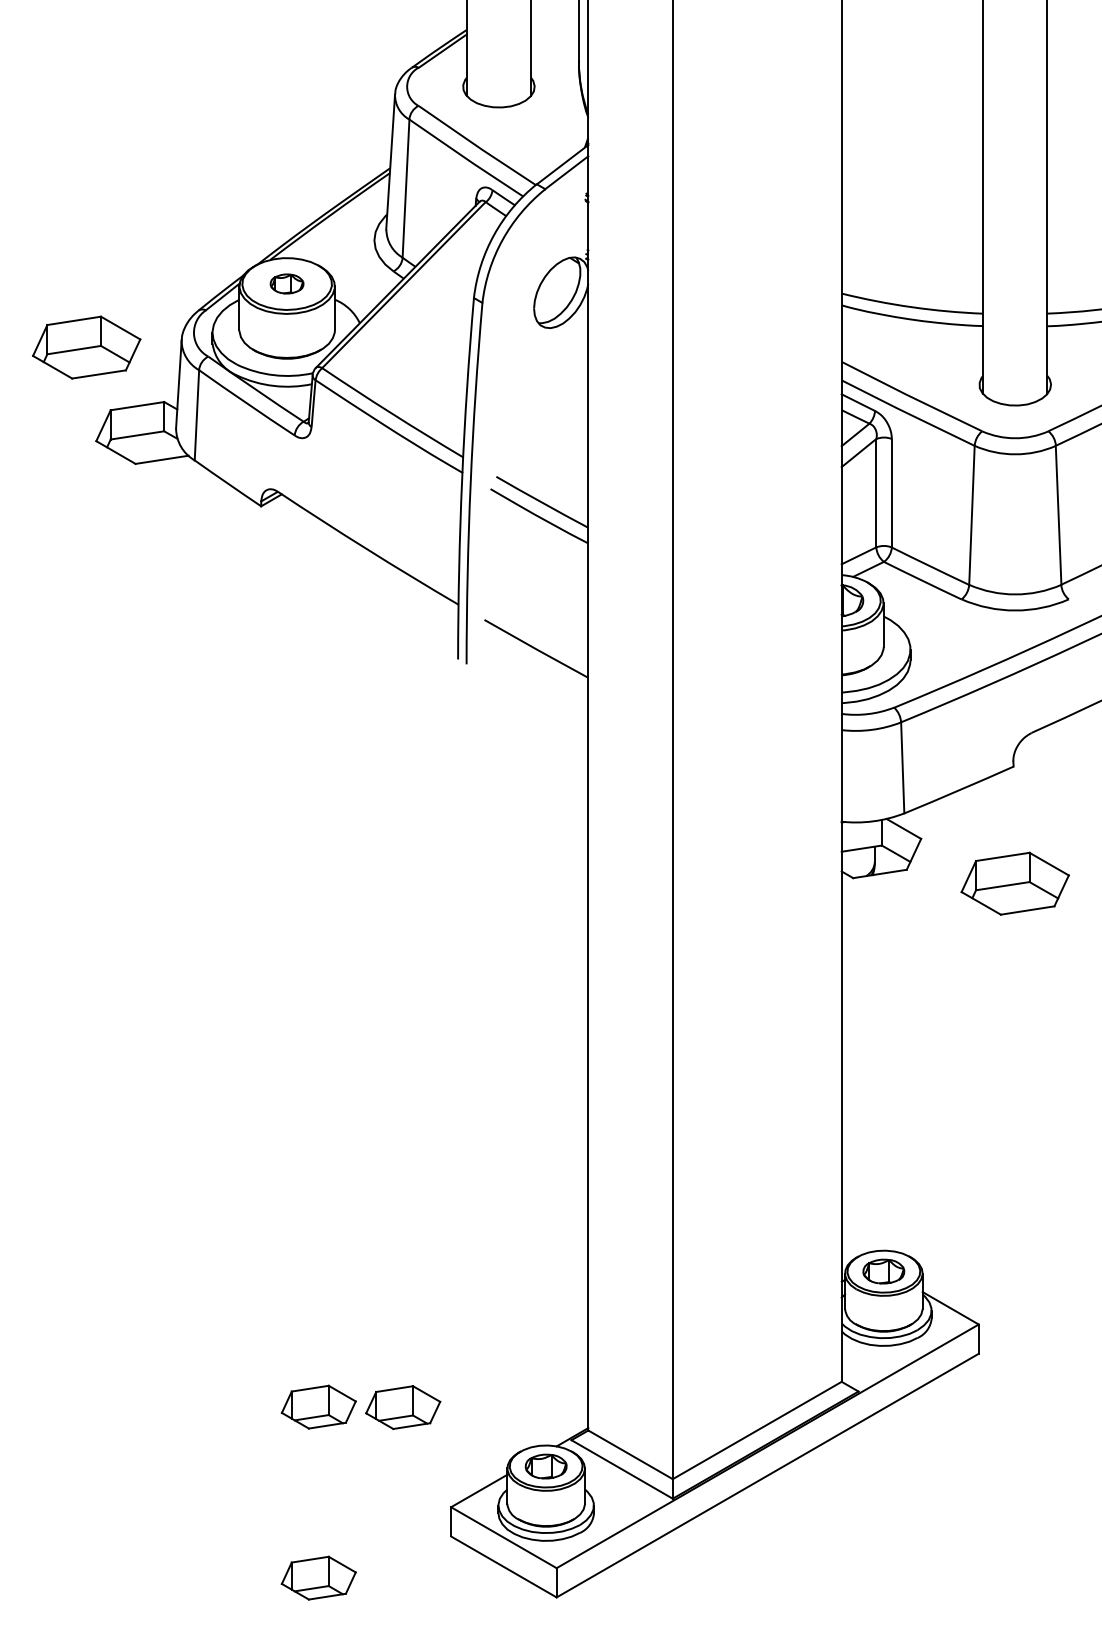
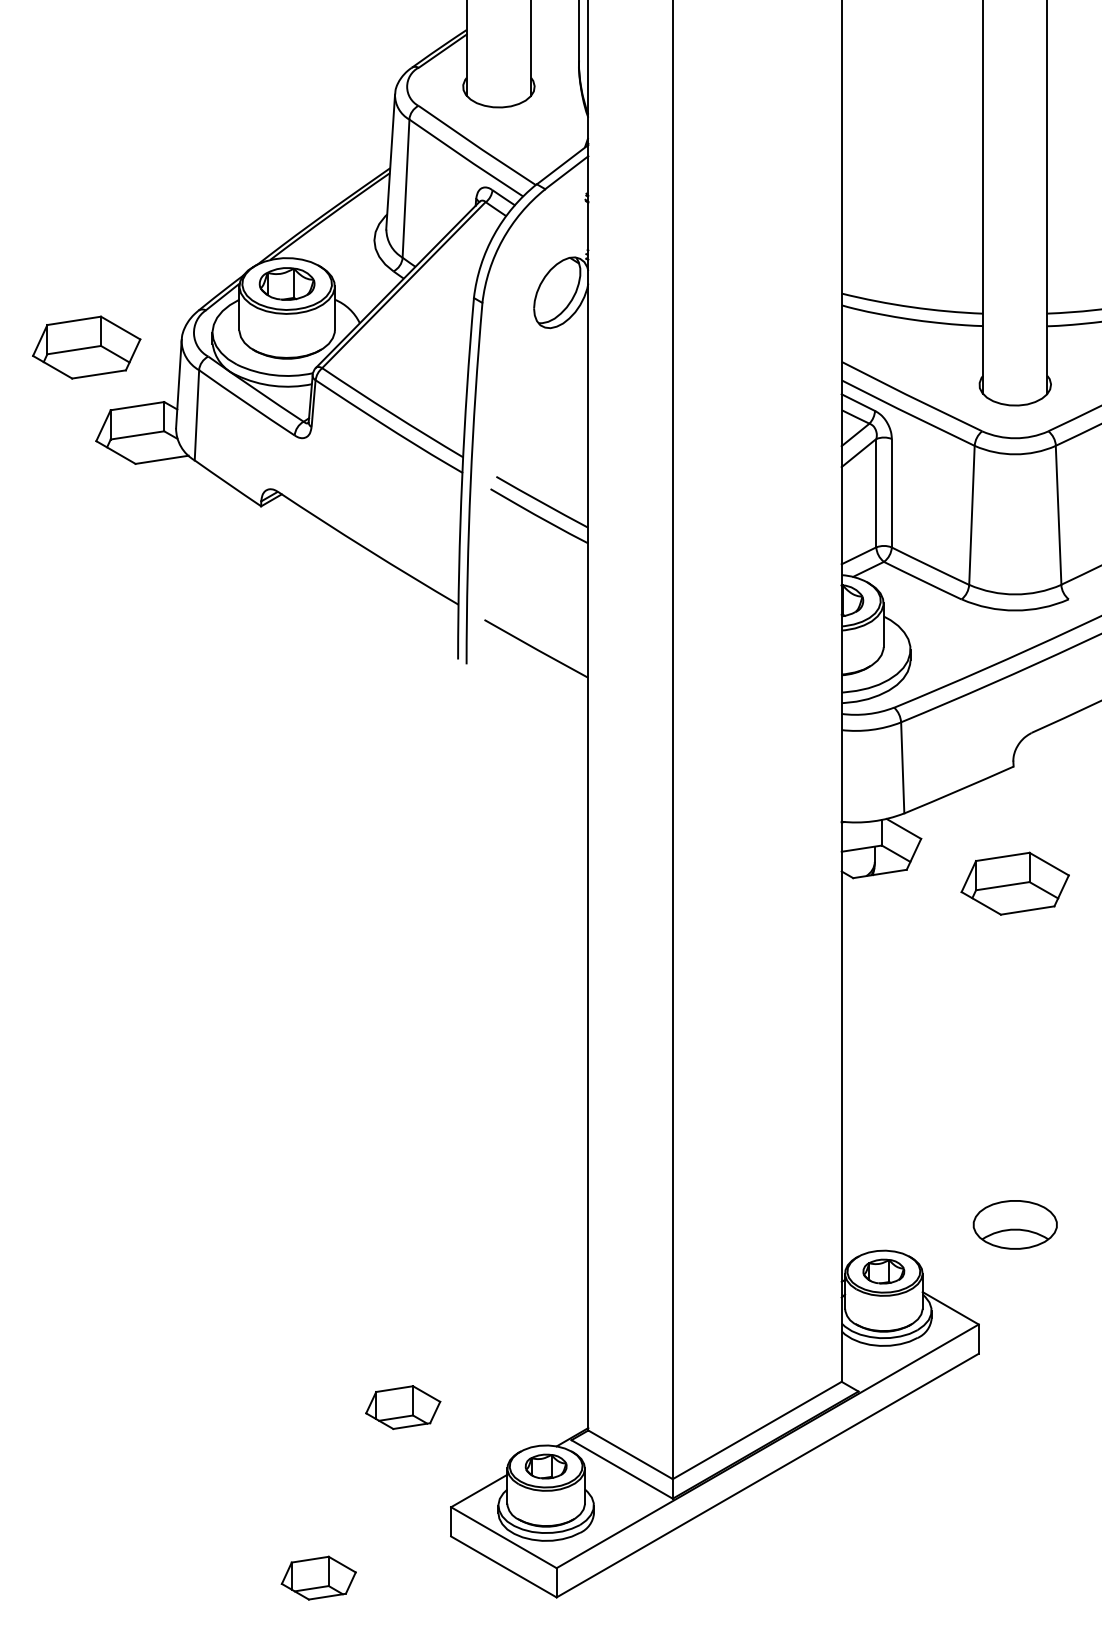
part size: 36x22 px -> 58x34 px (286, 283)
part: none -> present (1014, 1224)
part: present -> none (318, 1406)
